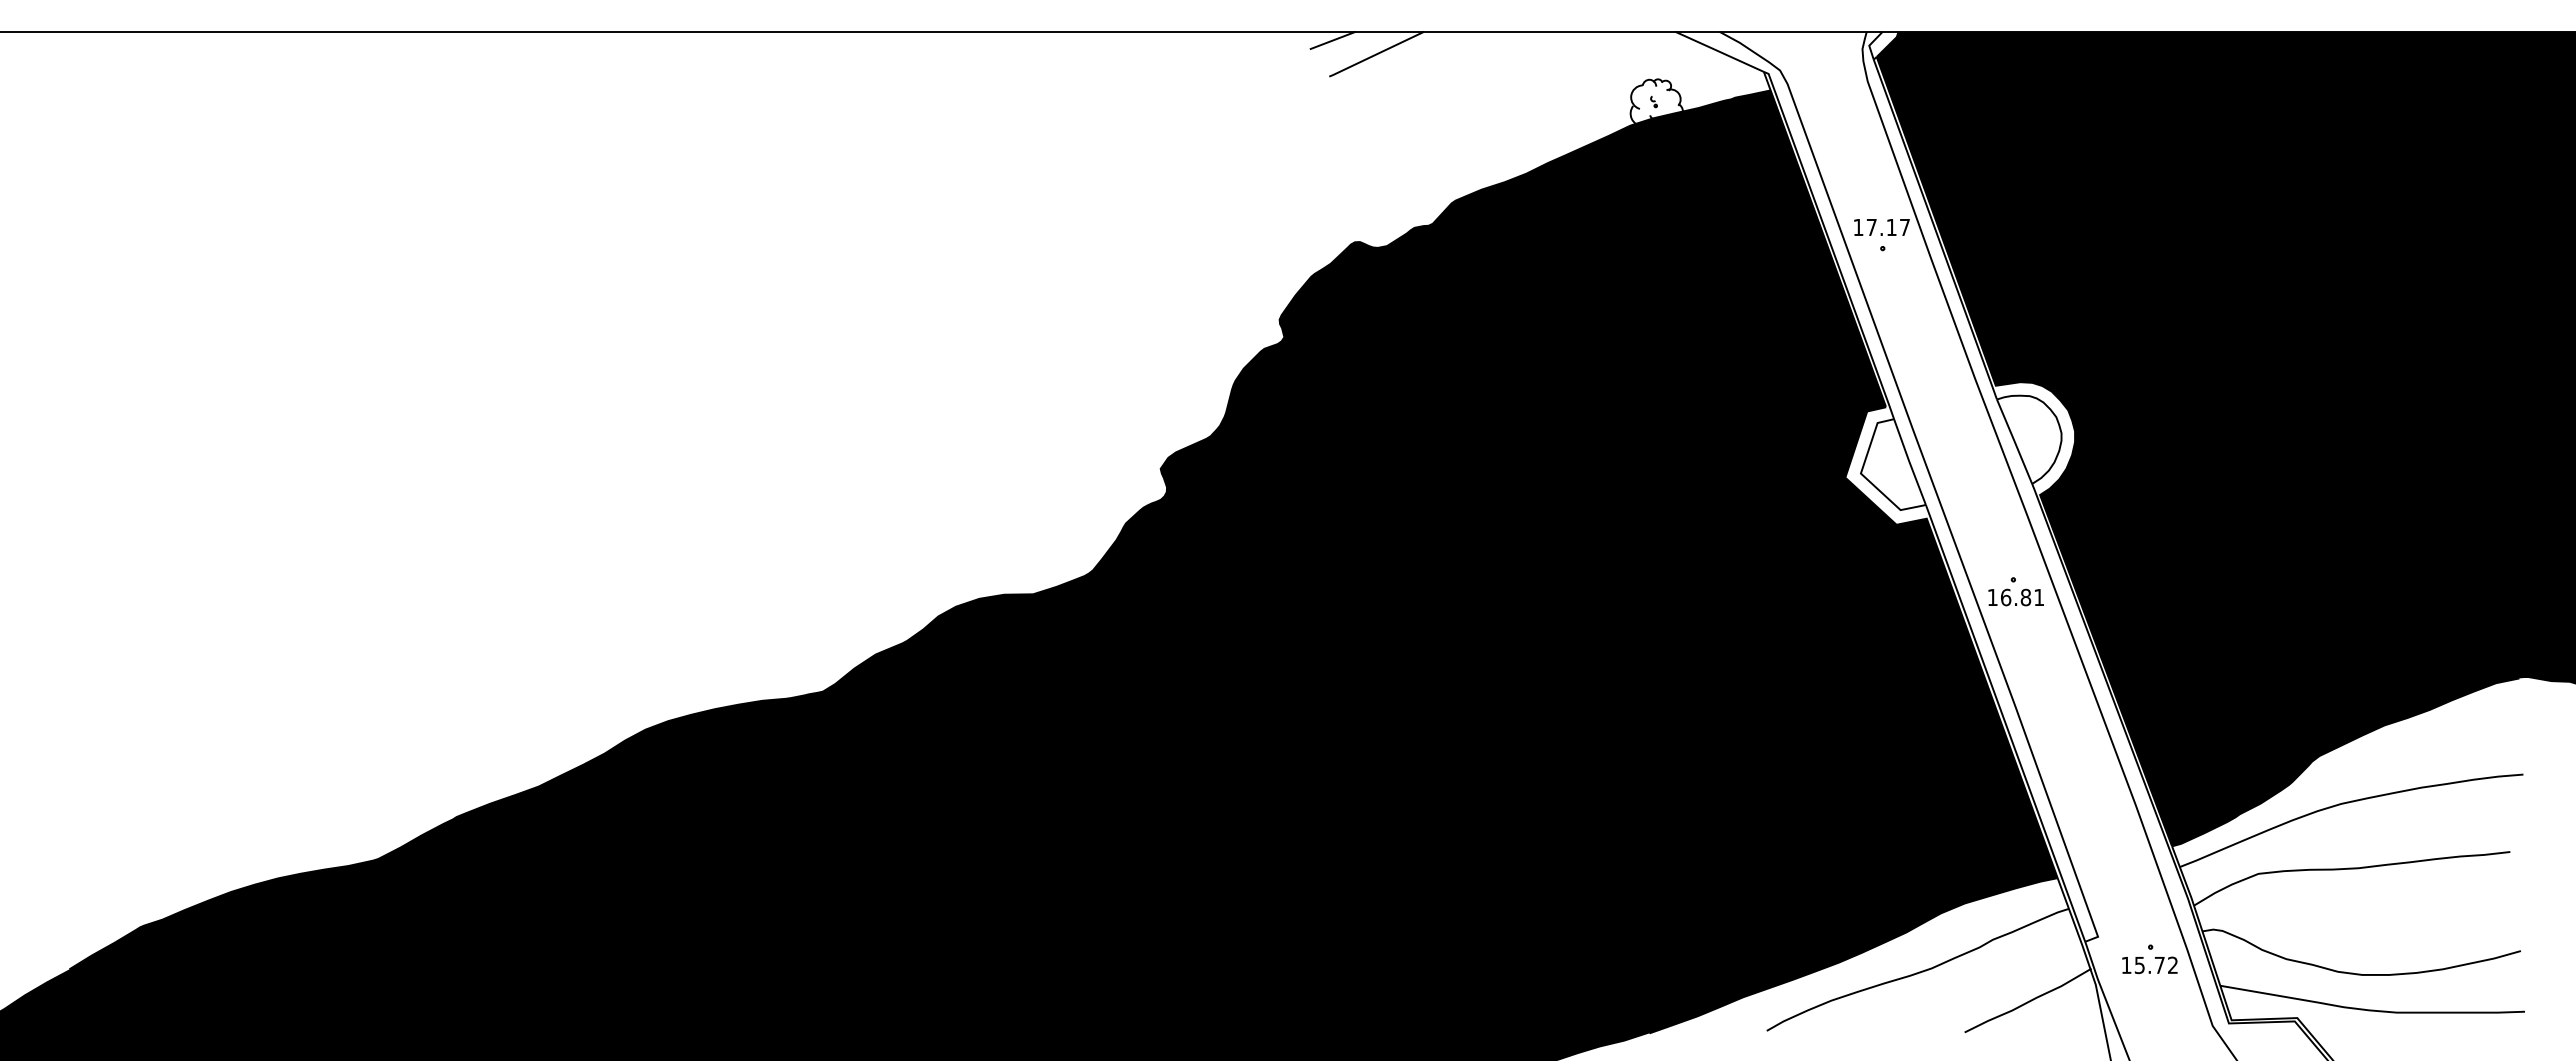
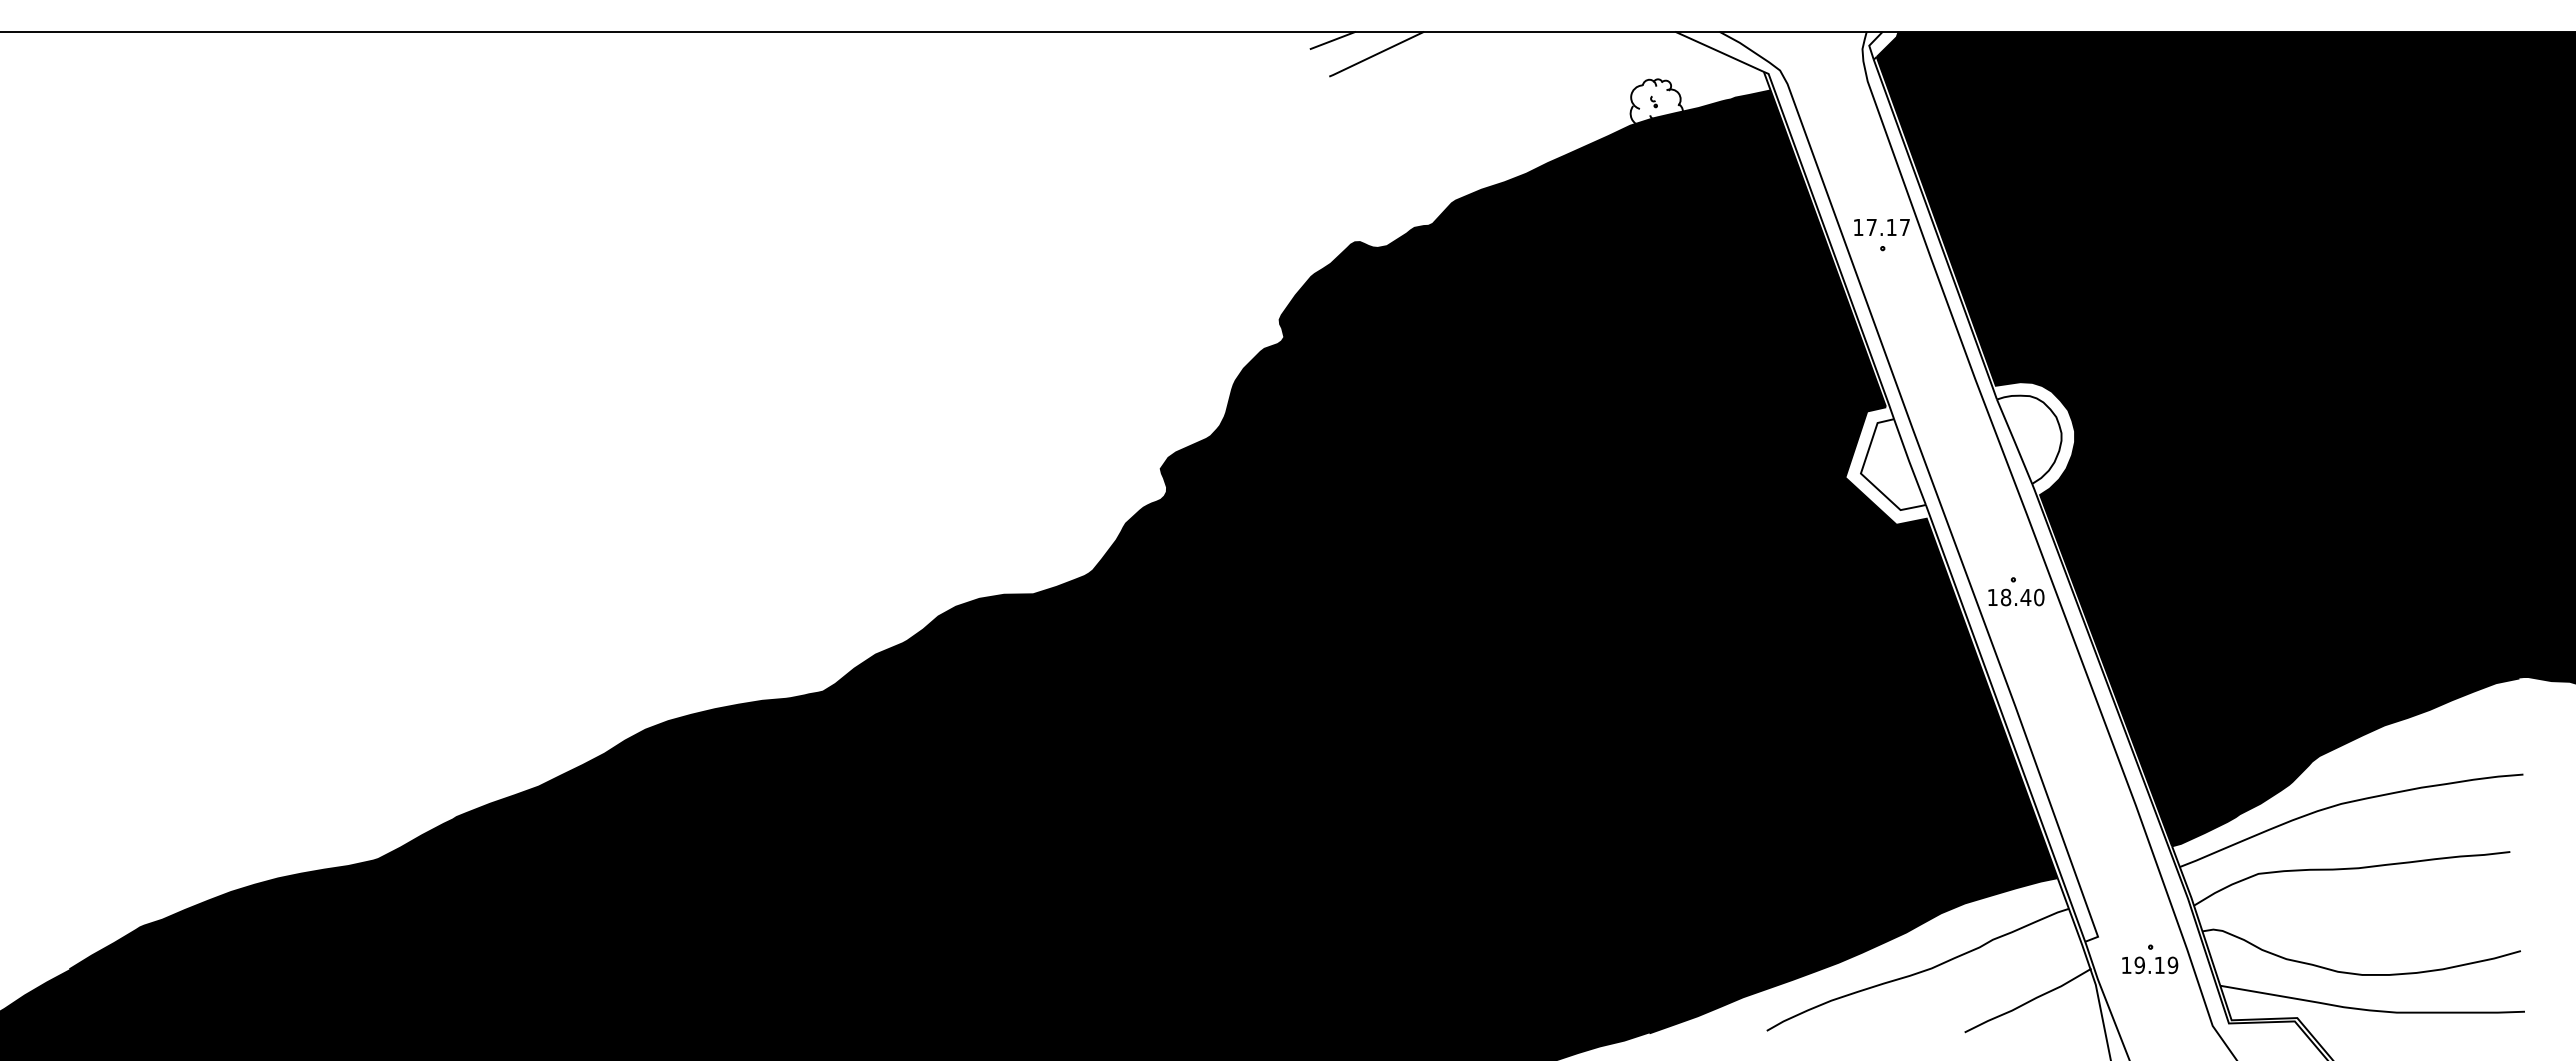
text: 16.81 -> 18.40 (2022, 597)
text: 15.72 -> 19.19 (2156, 965)
